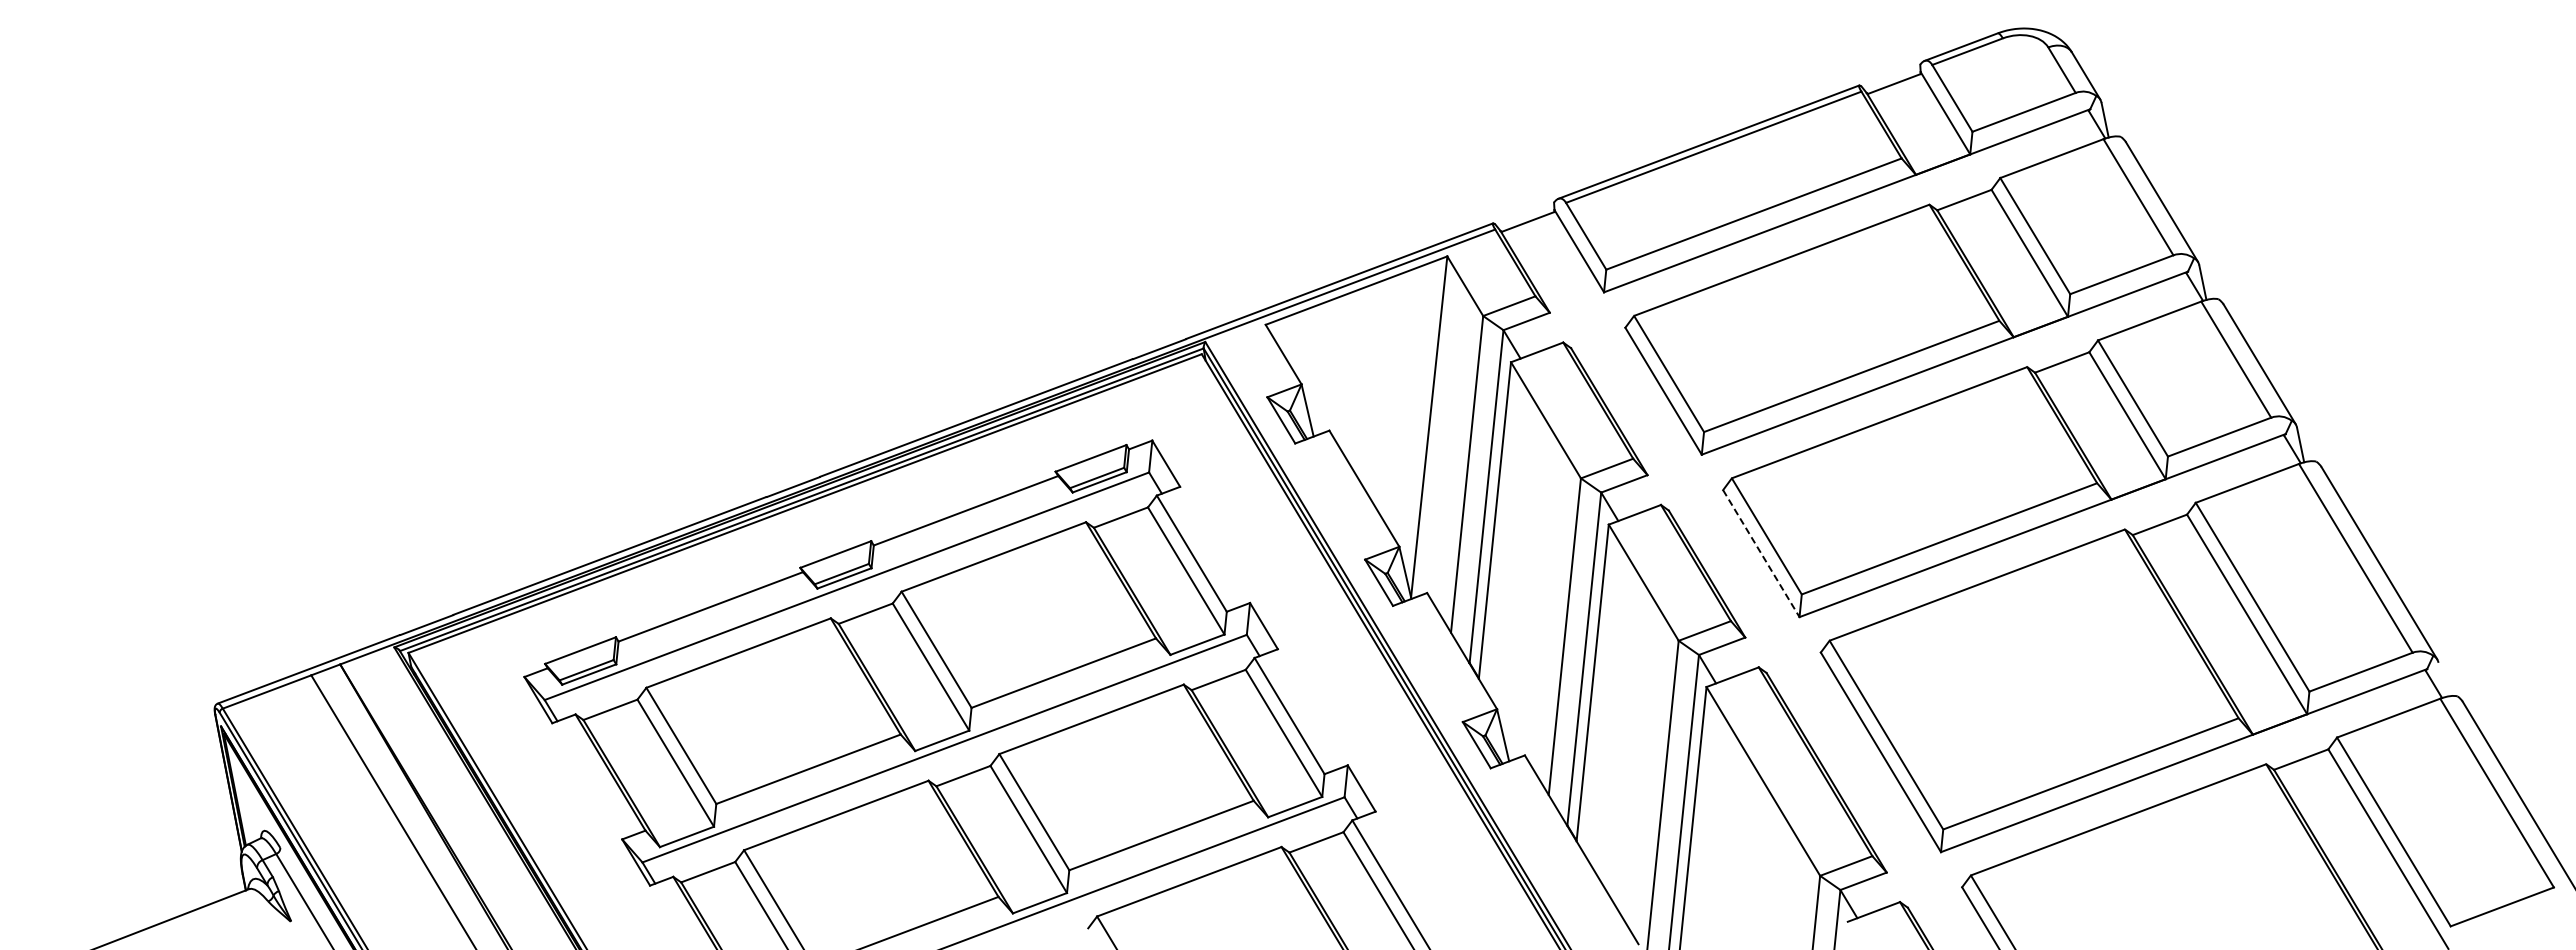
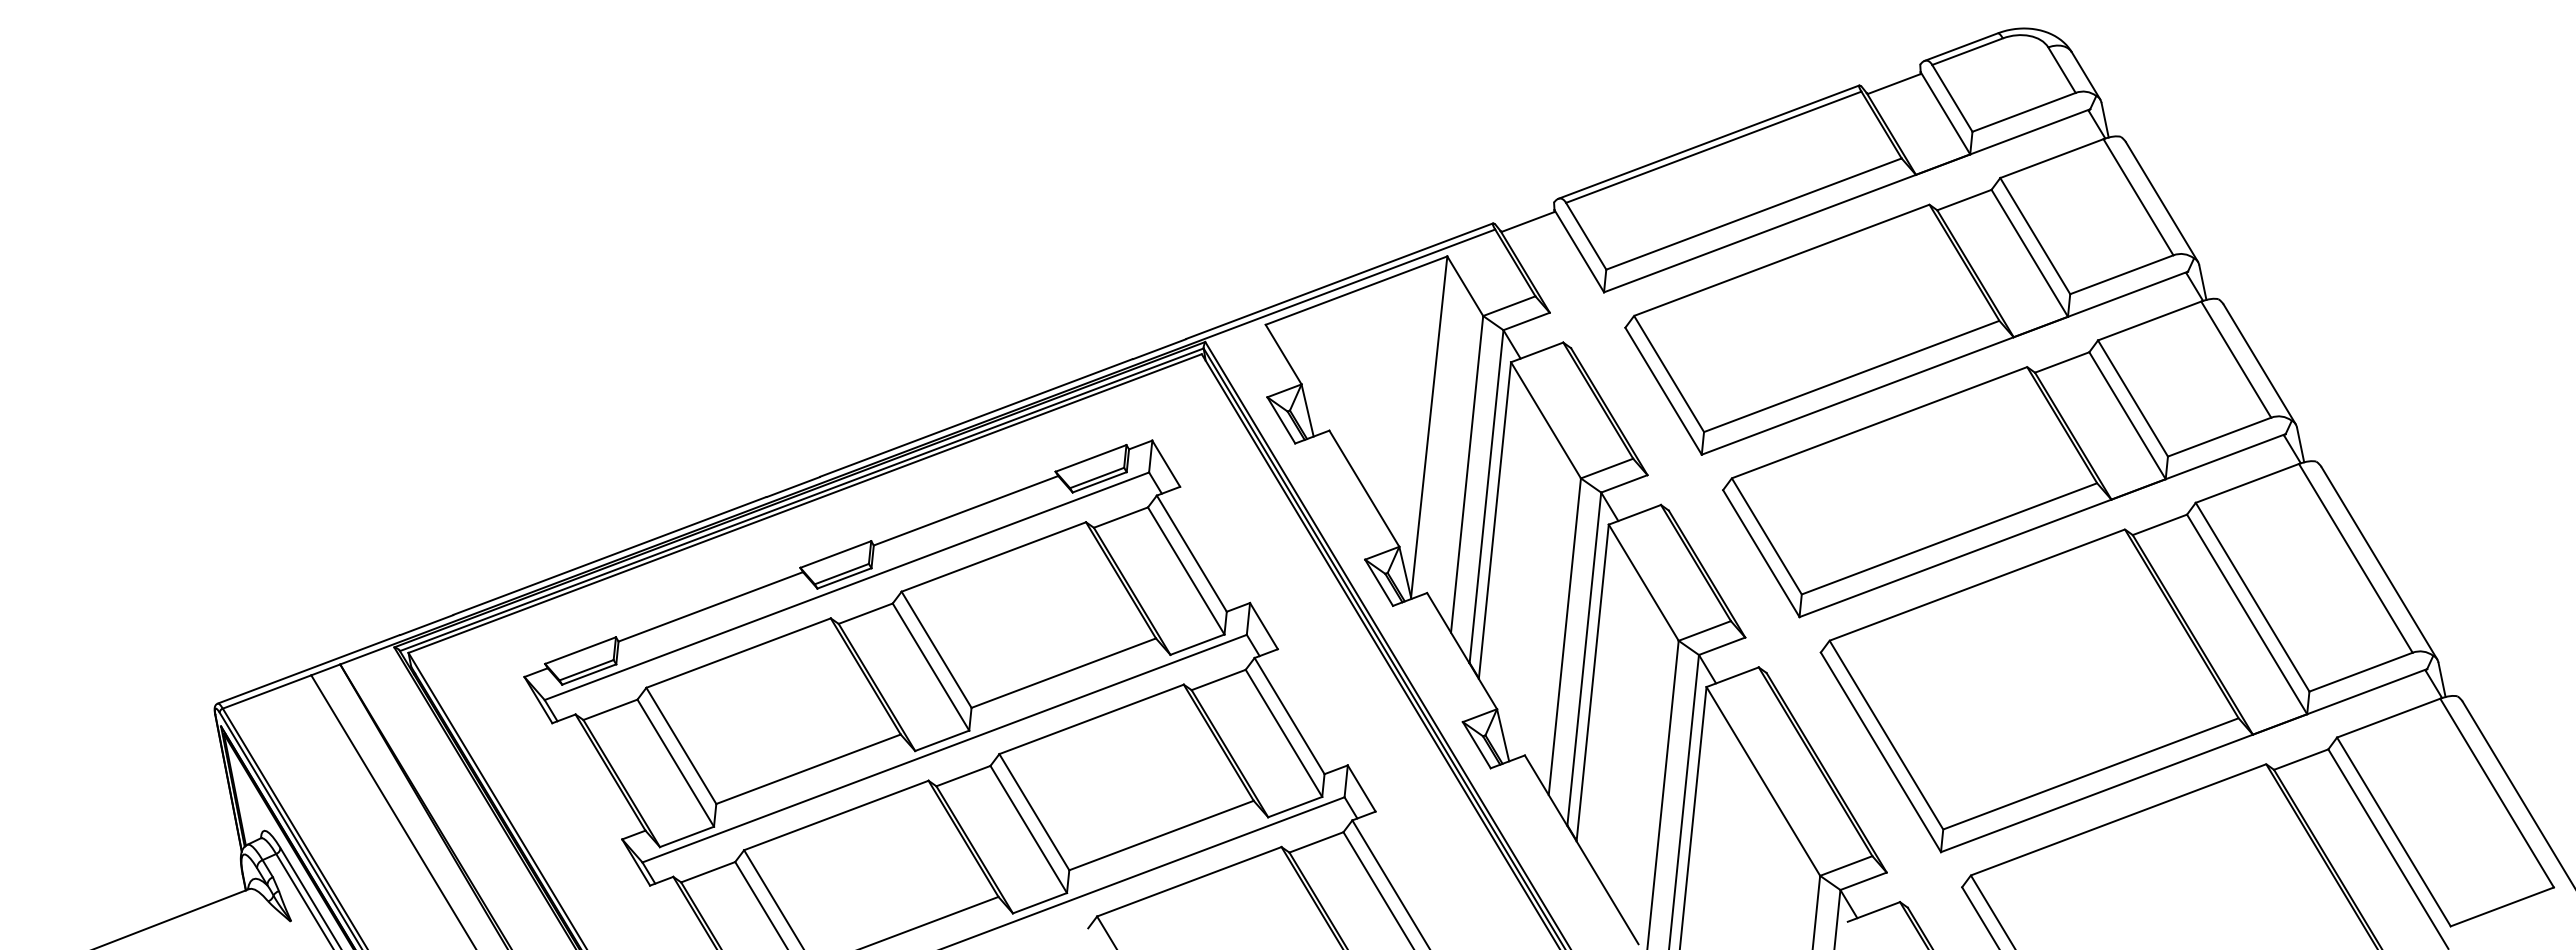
line: dashed -> solid (1761, 554)
line: none -> present (2441, 679)
line: none -> present (309, 896)
